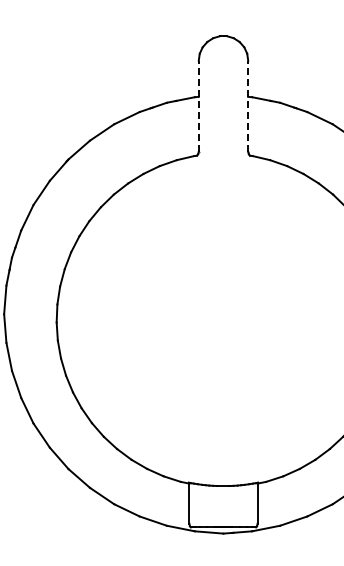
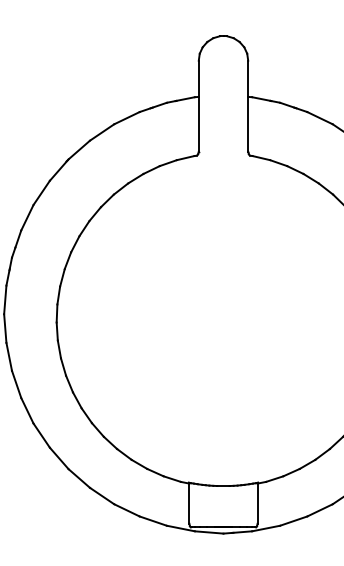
line: dashed -> solid (198, 105)
line: dashed -> solid (248, 105)
